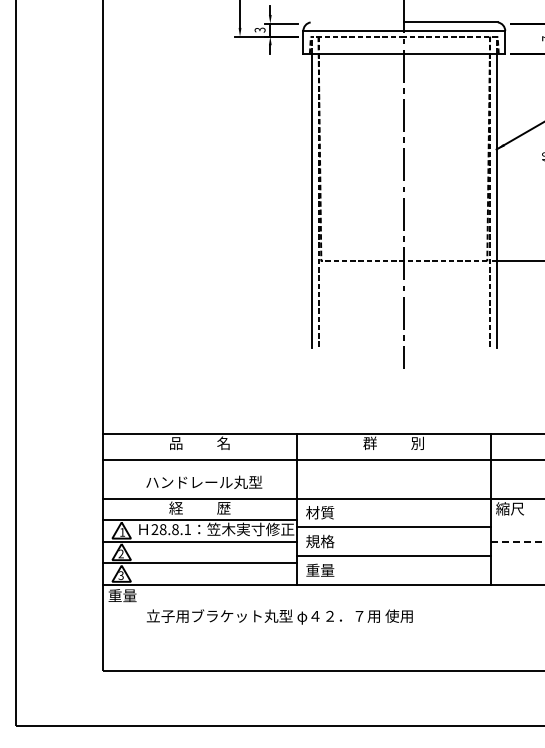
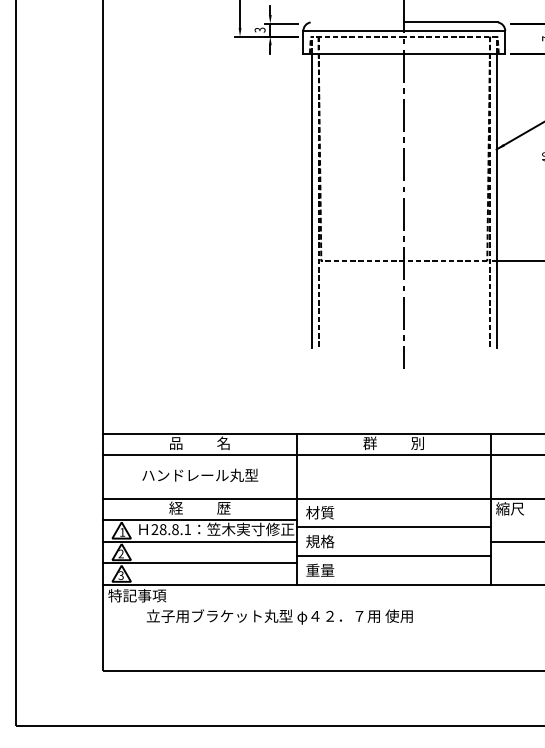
line position: (321, 460) -> (321, 455) (321, 455)
text position: (204, 481) -> (200, 474) (200, 474)
line: dashed -> solid (518, 541)
text: 重量 -> 特記事項 (137, 595)
